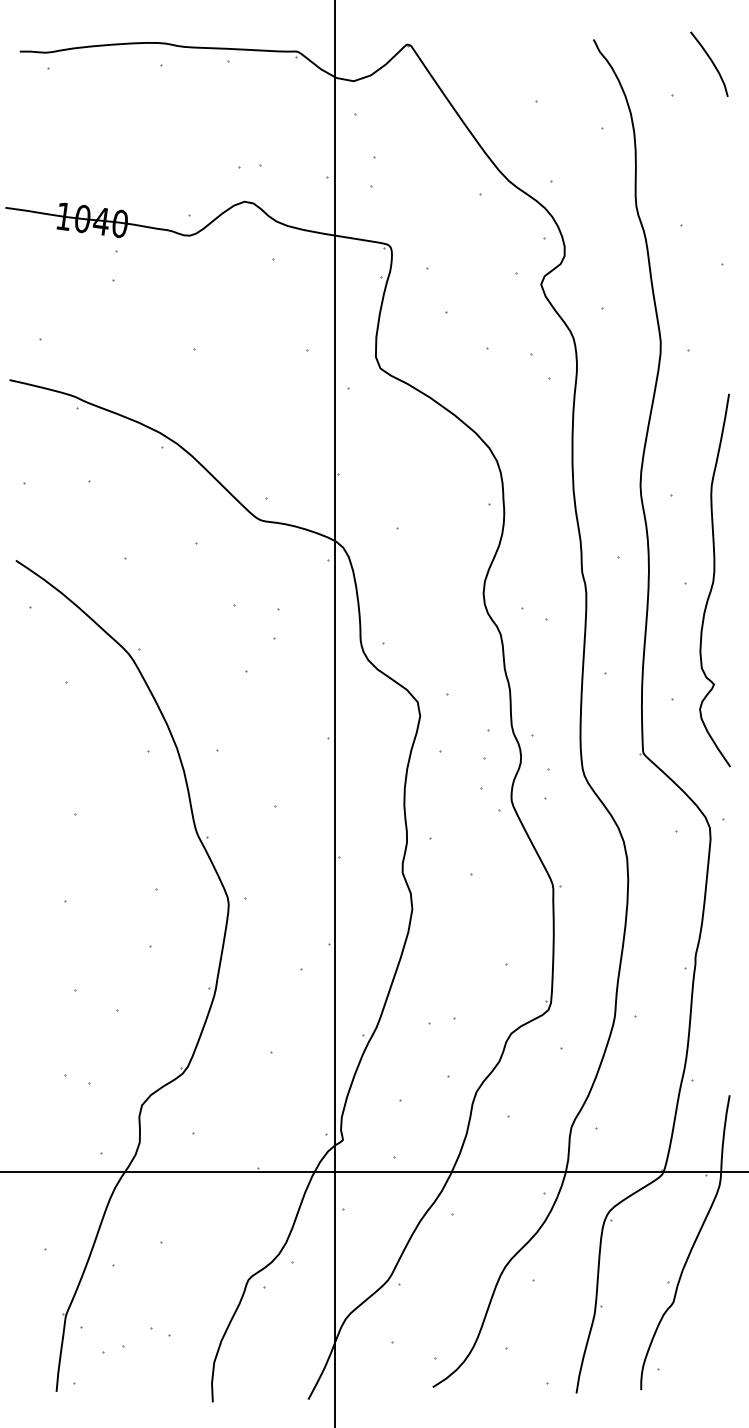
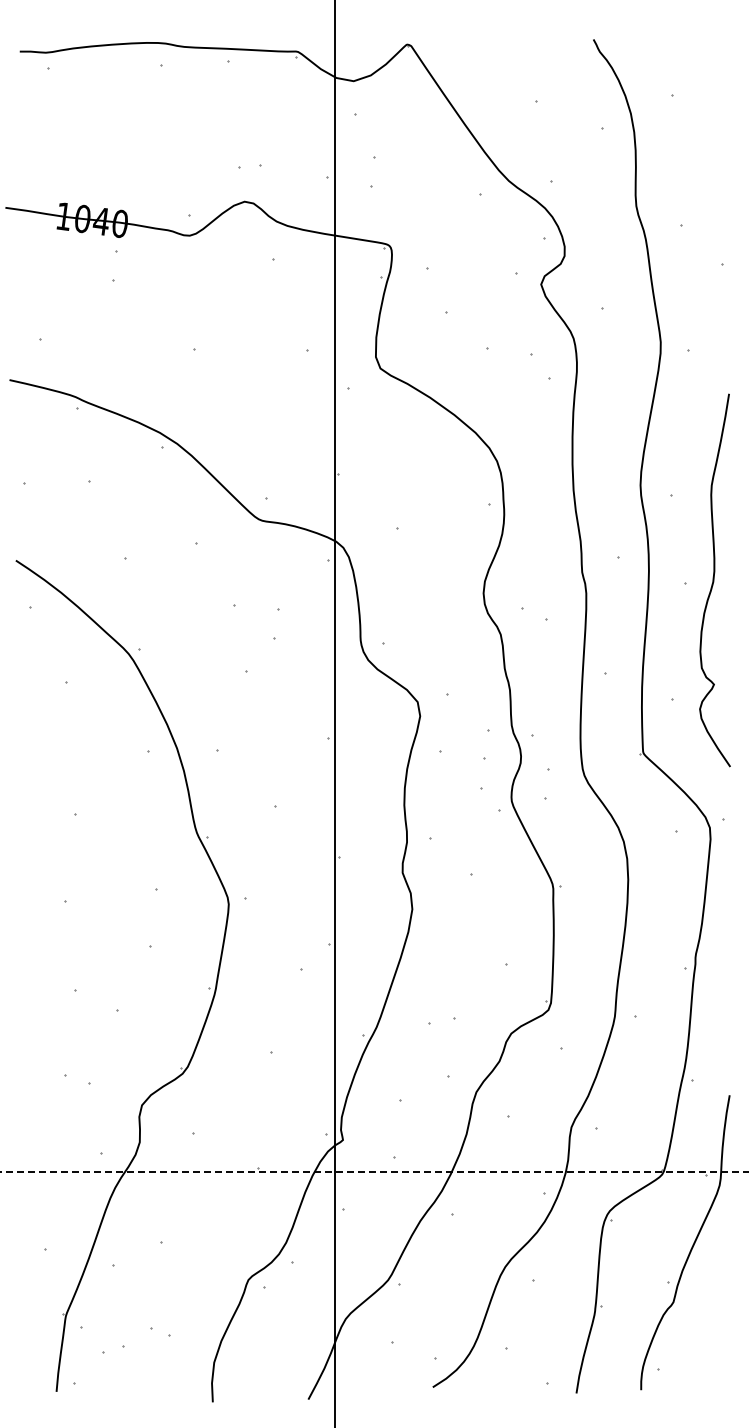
curve: present -> none (711, 62)
line: solid -> dashed (374, 1172)
